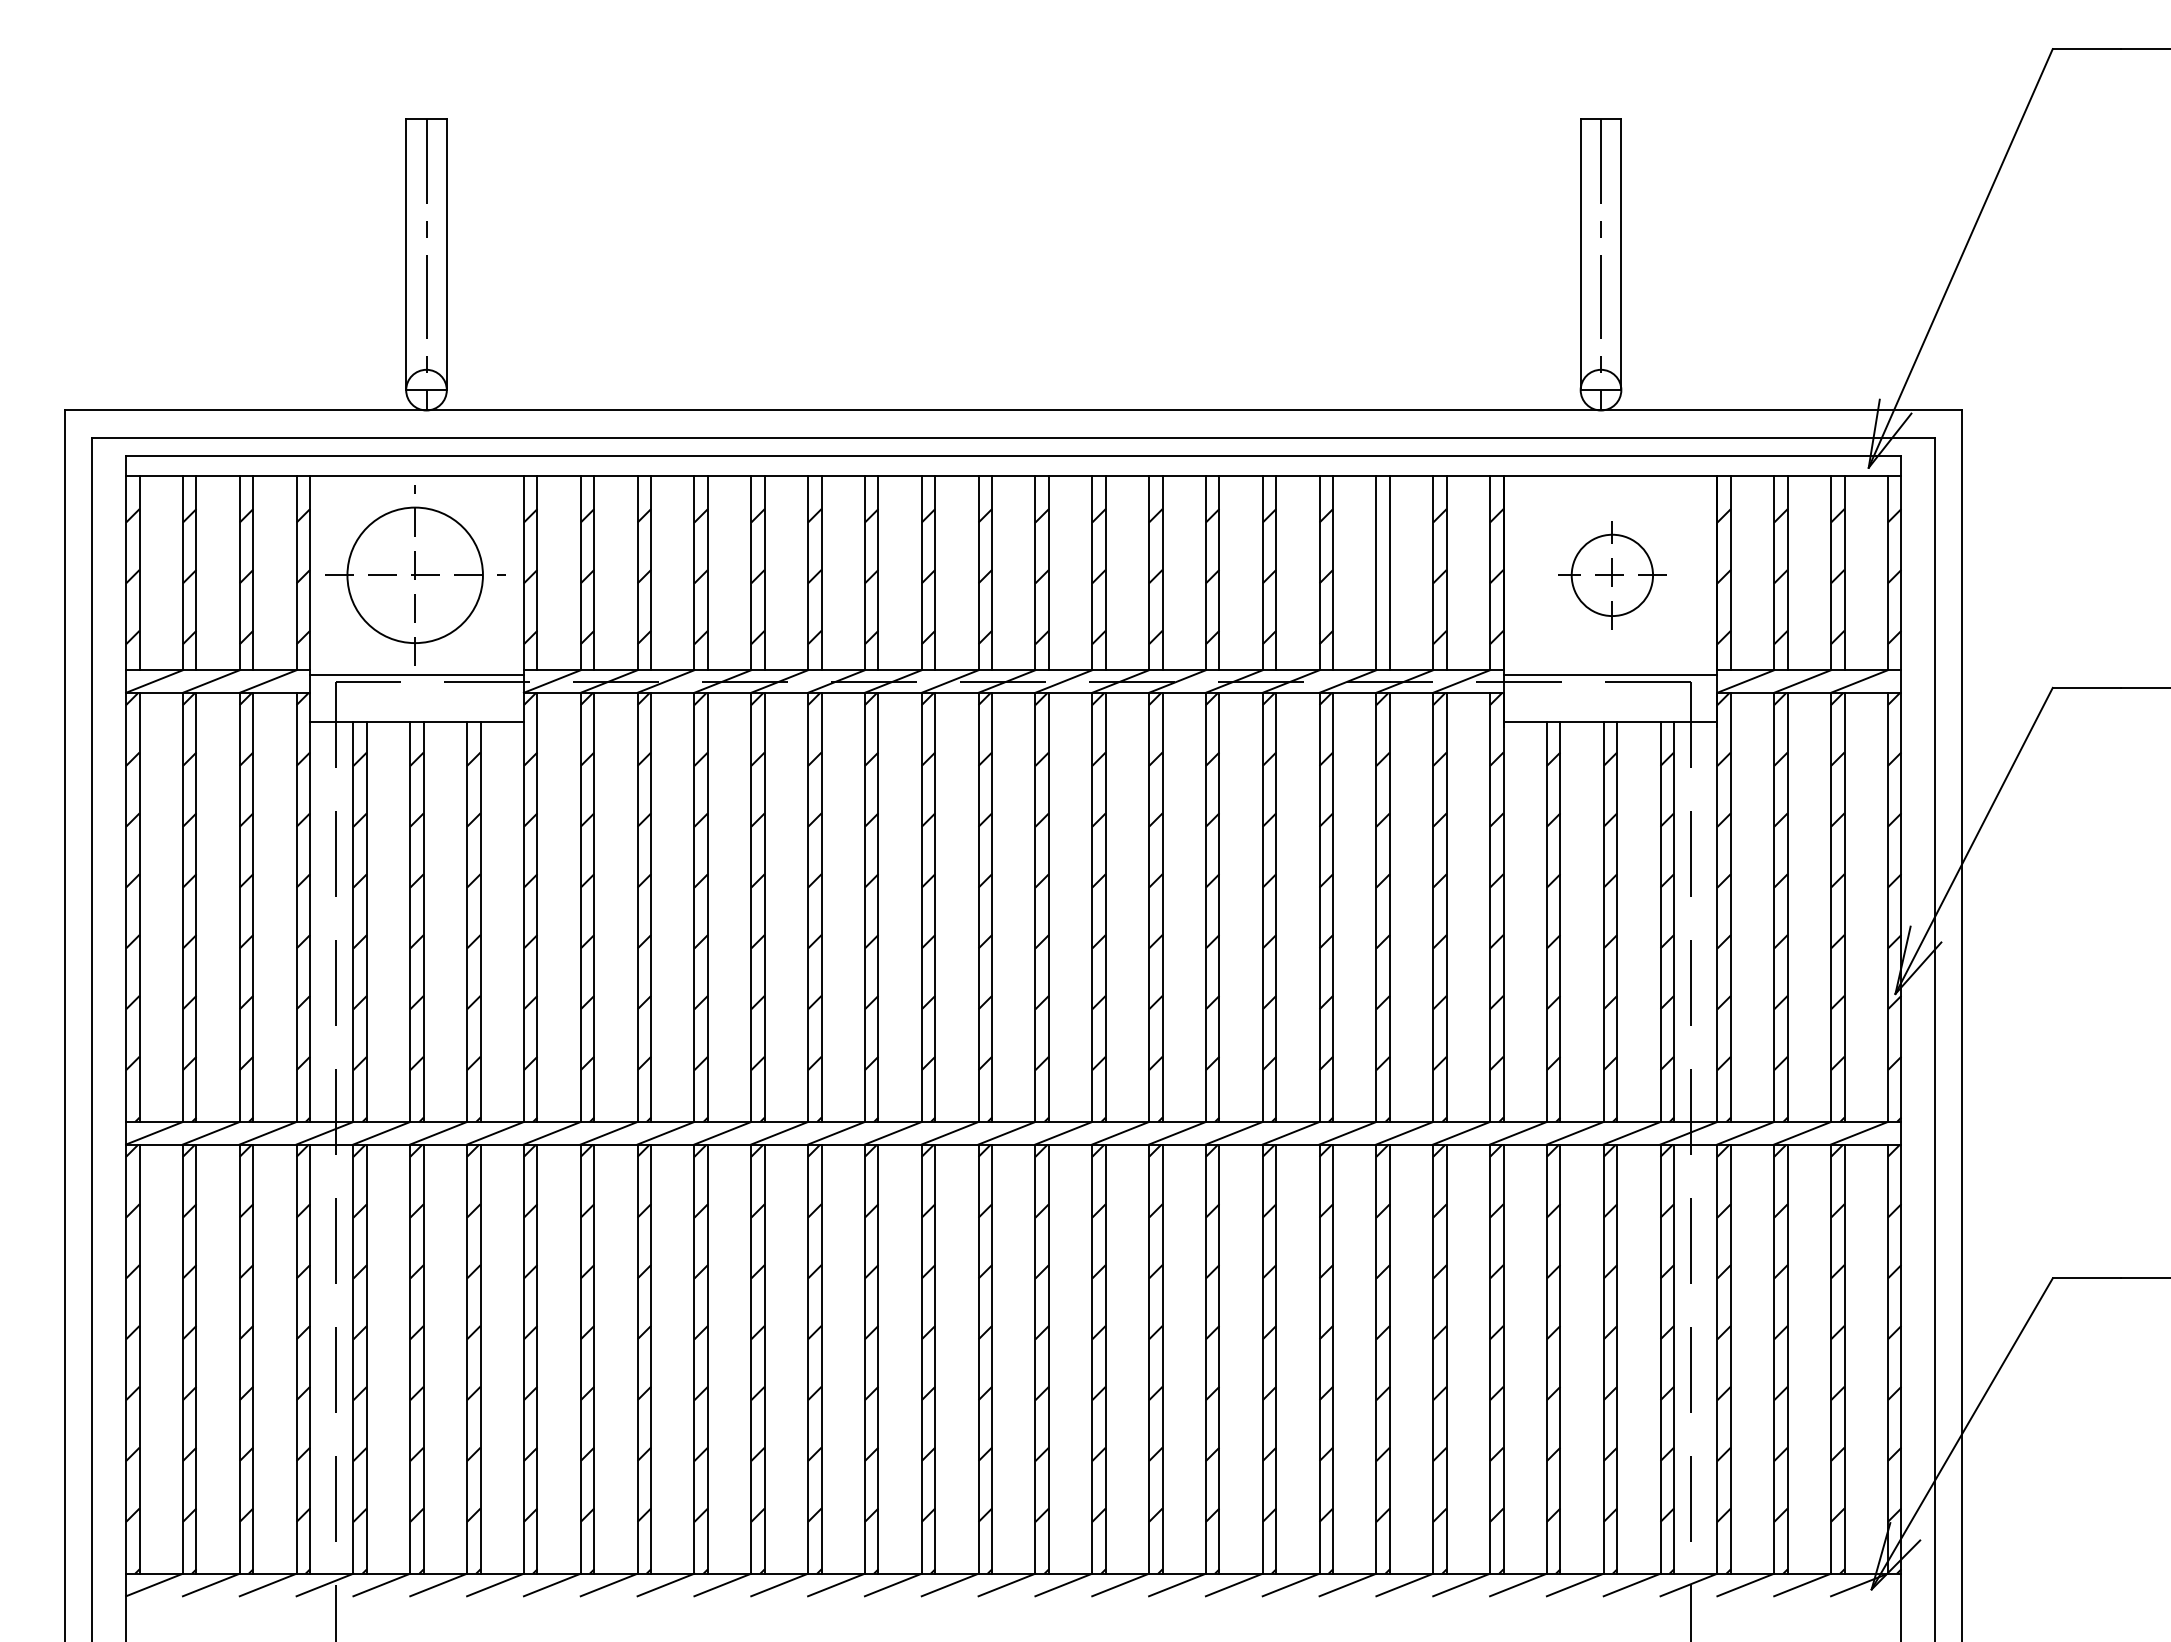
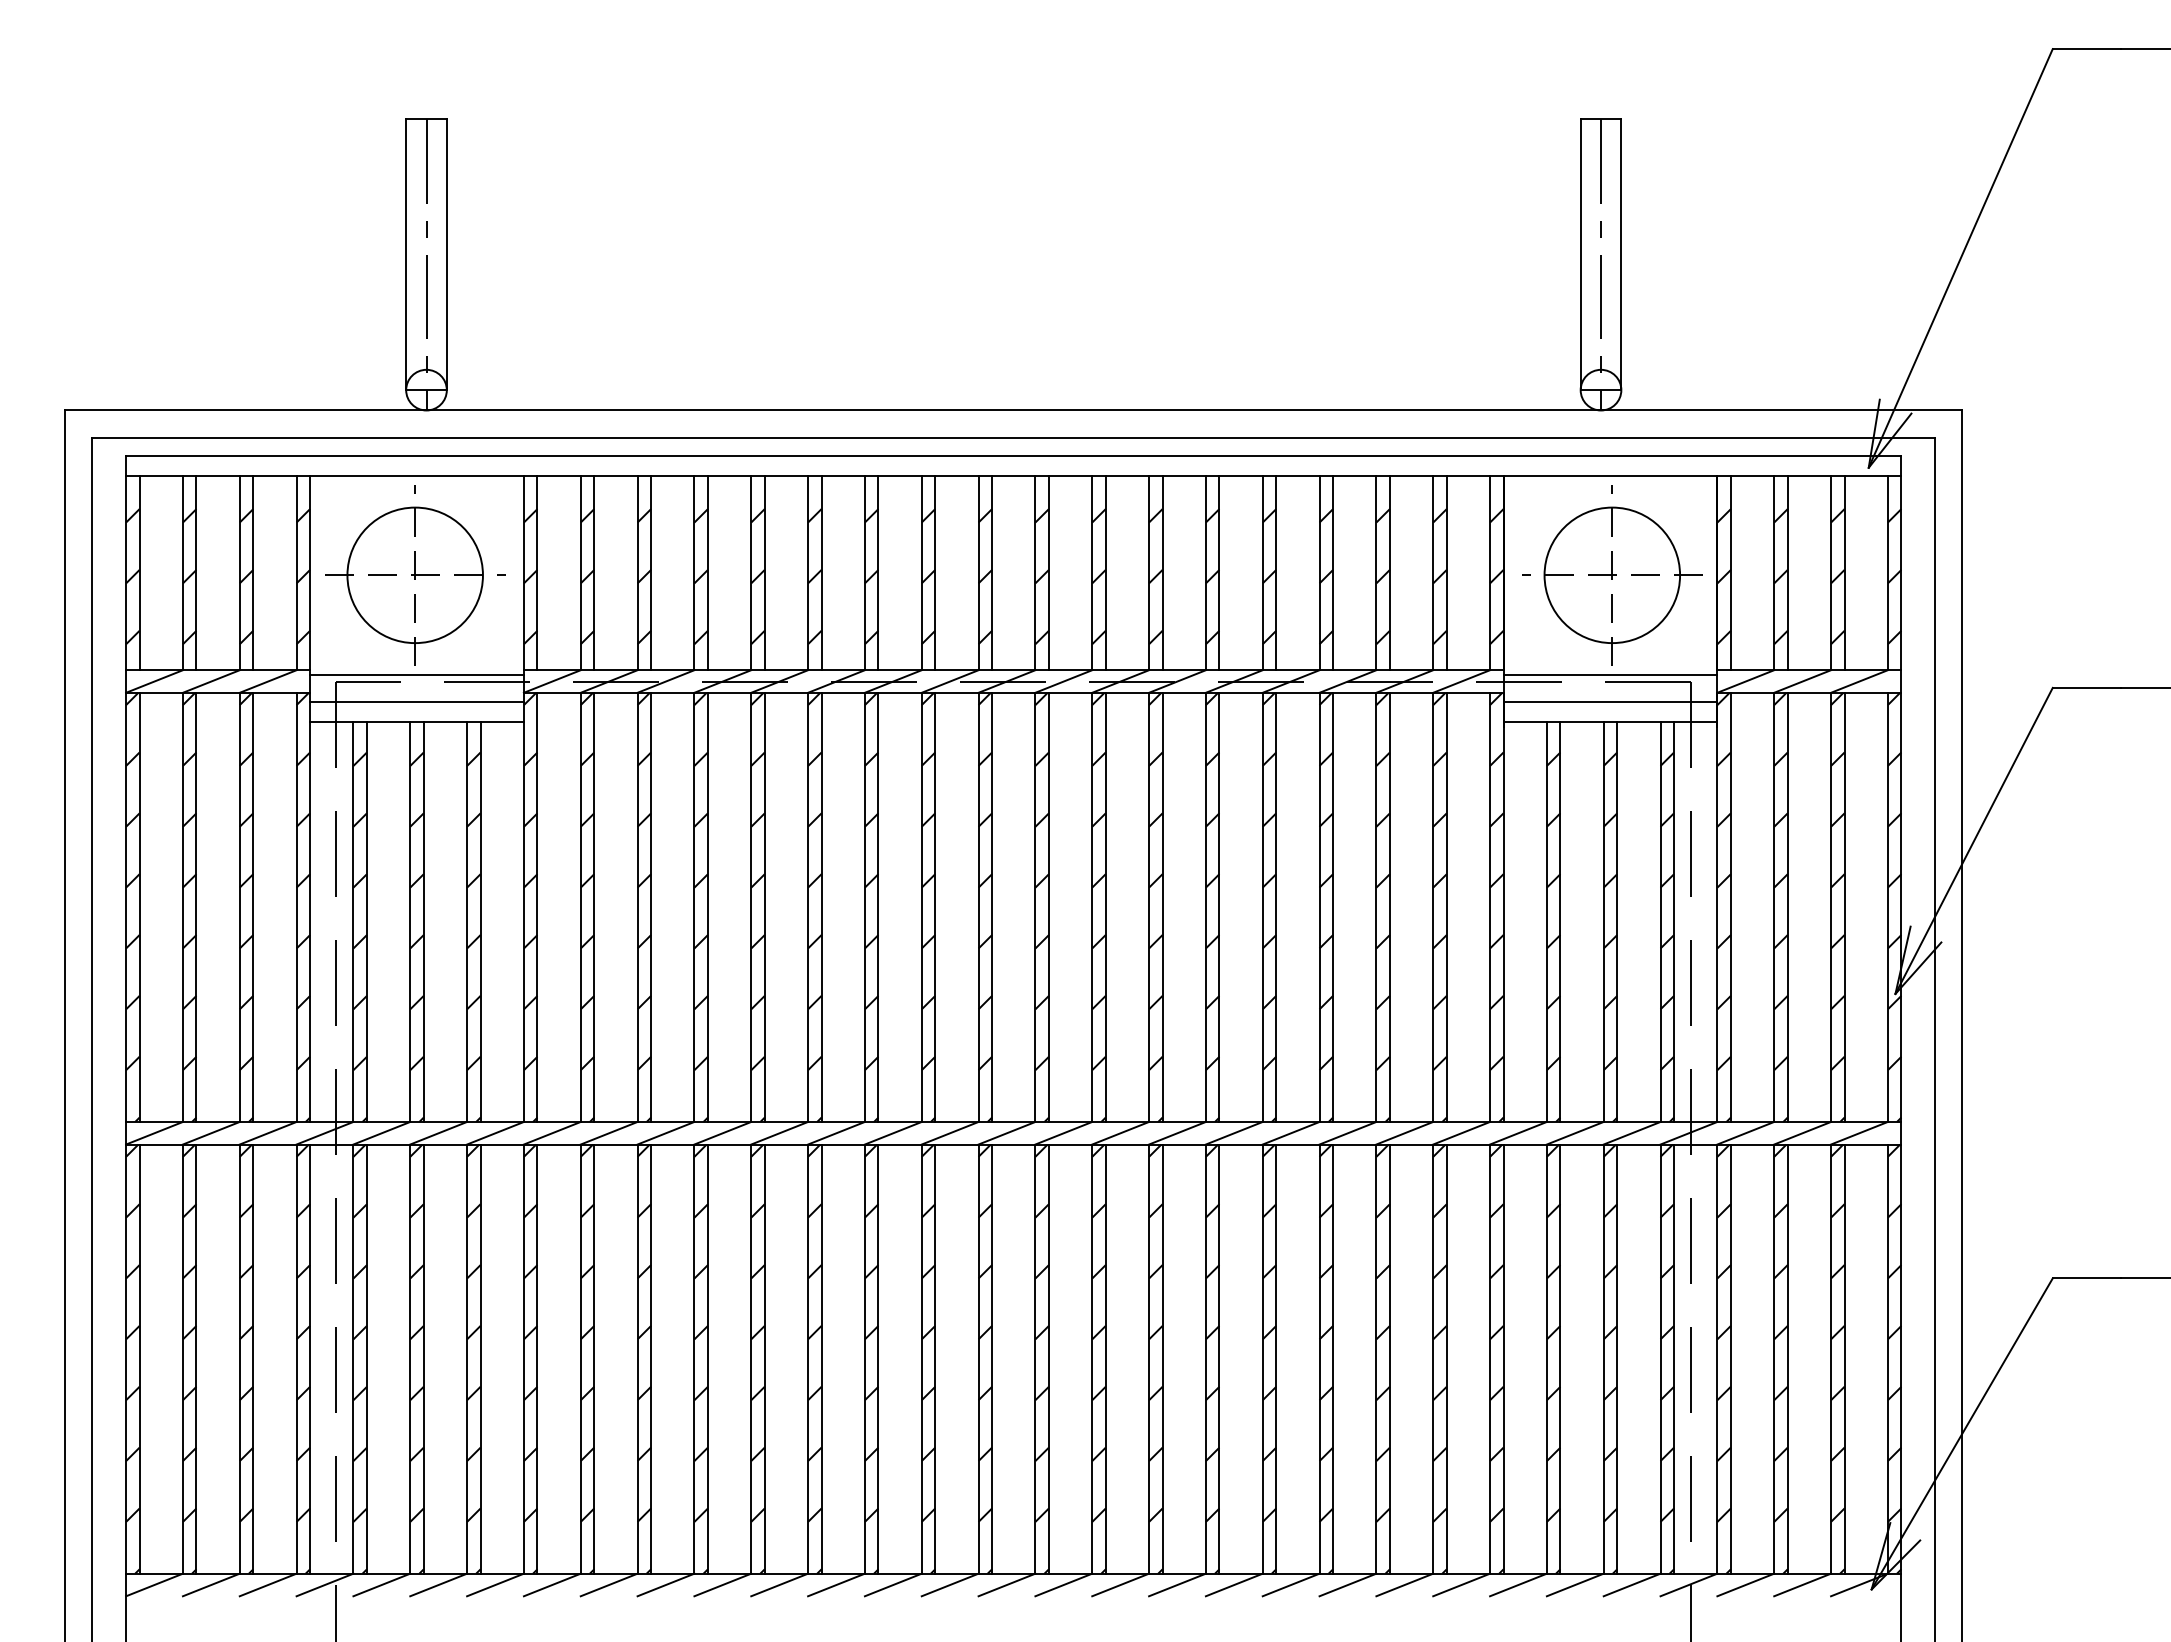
part size: 109x109 px -> 181x181 px (1612, 575)
hatch: none -> present (1382, 576)
line: none -> present (416, 701)
line: none -> present (1610, 701)
